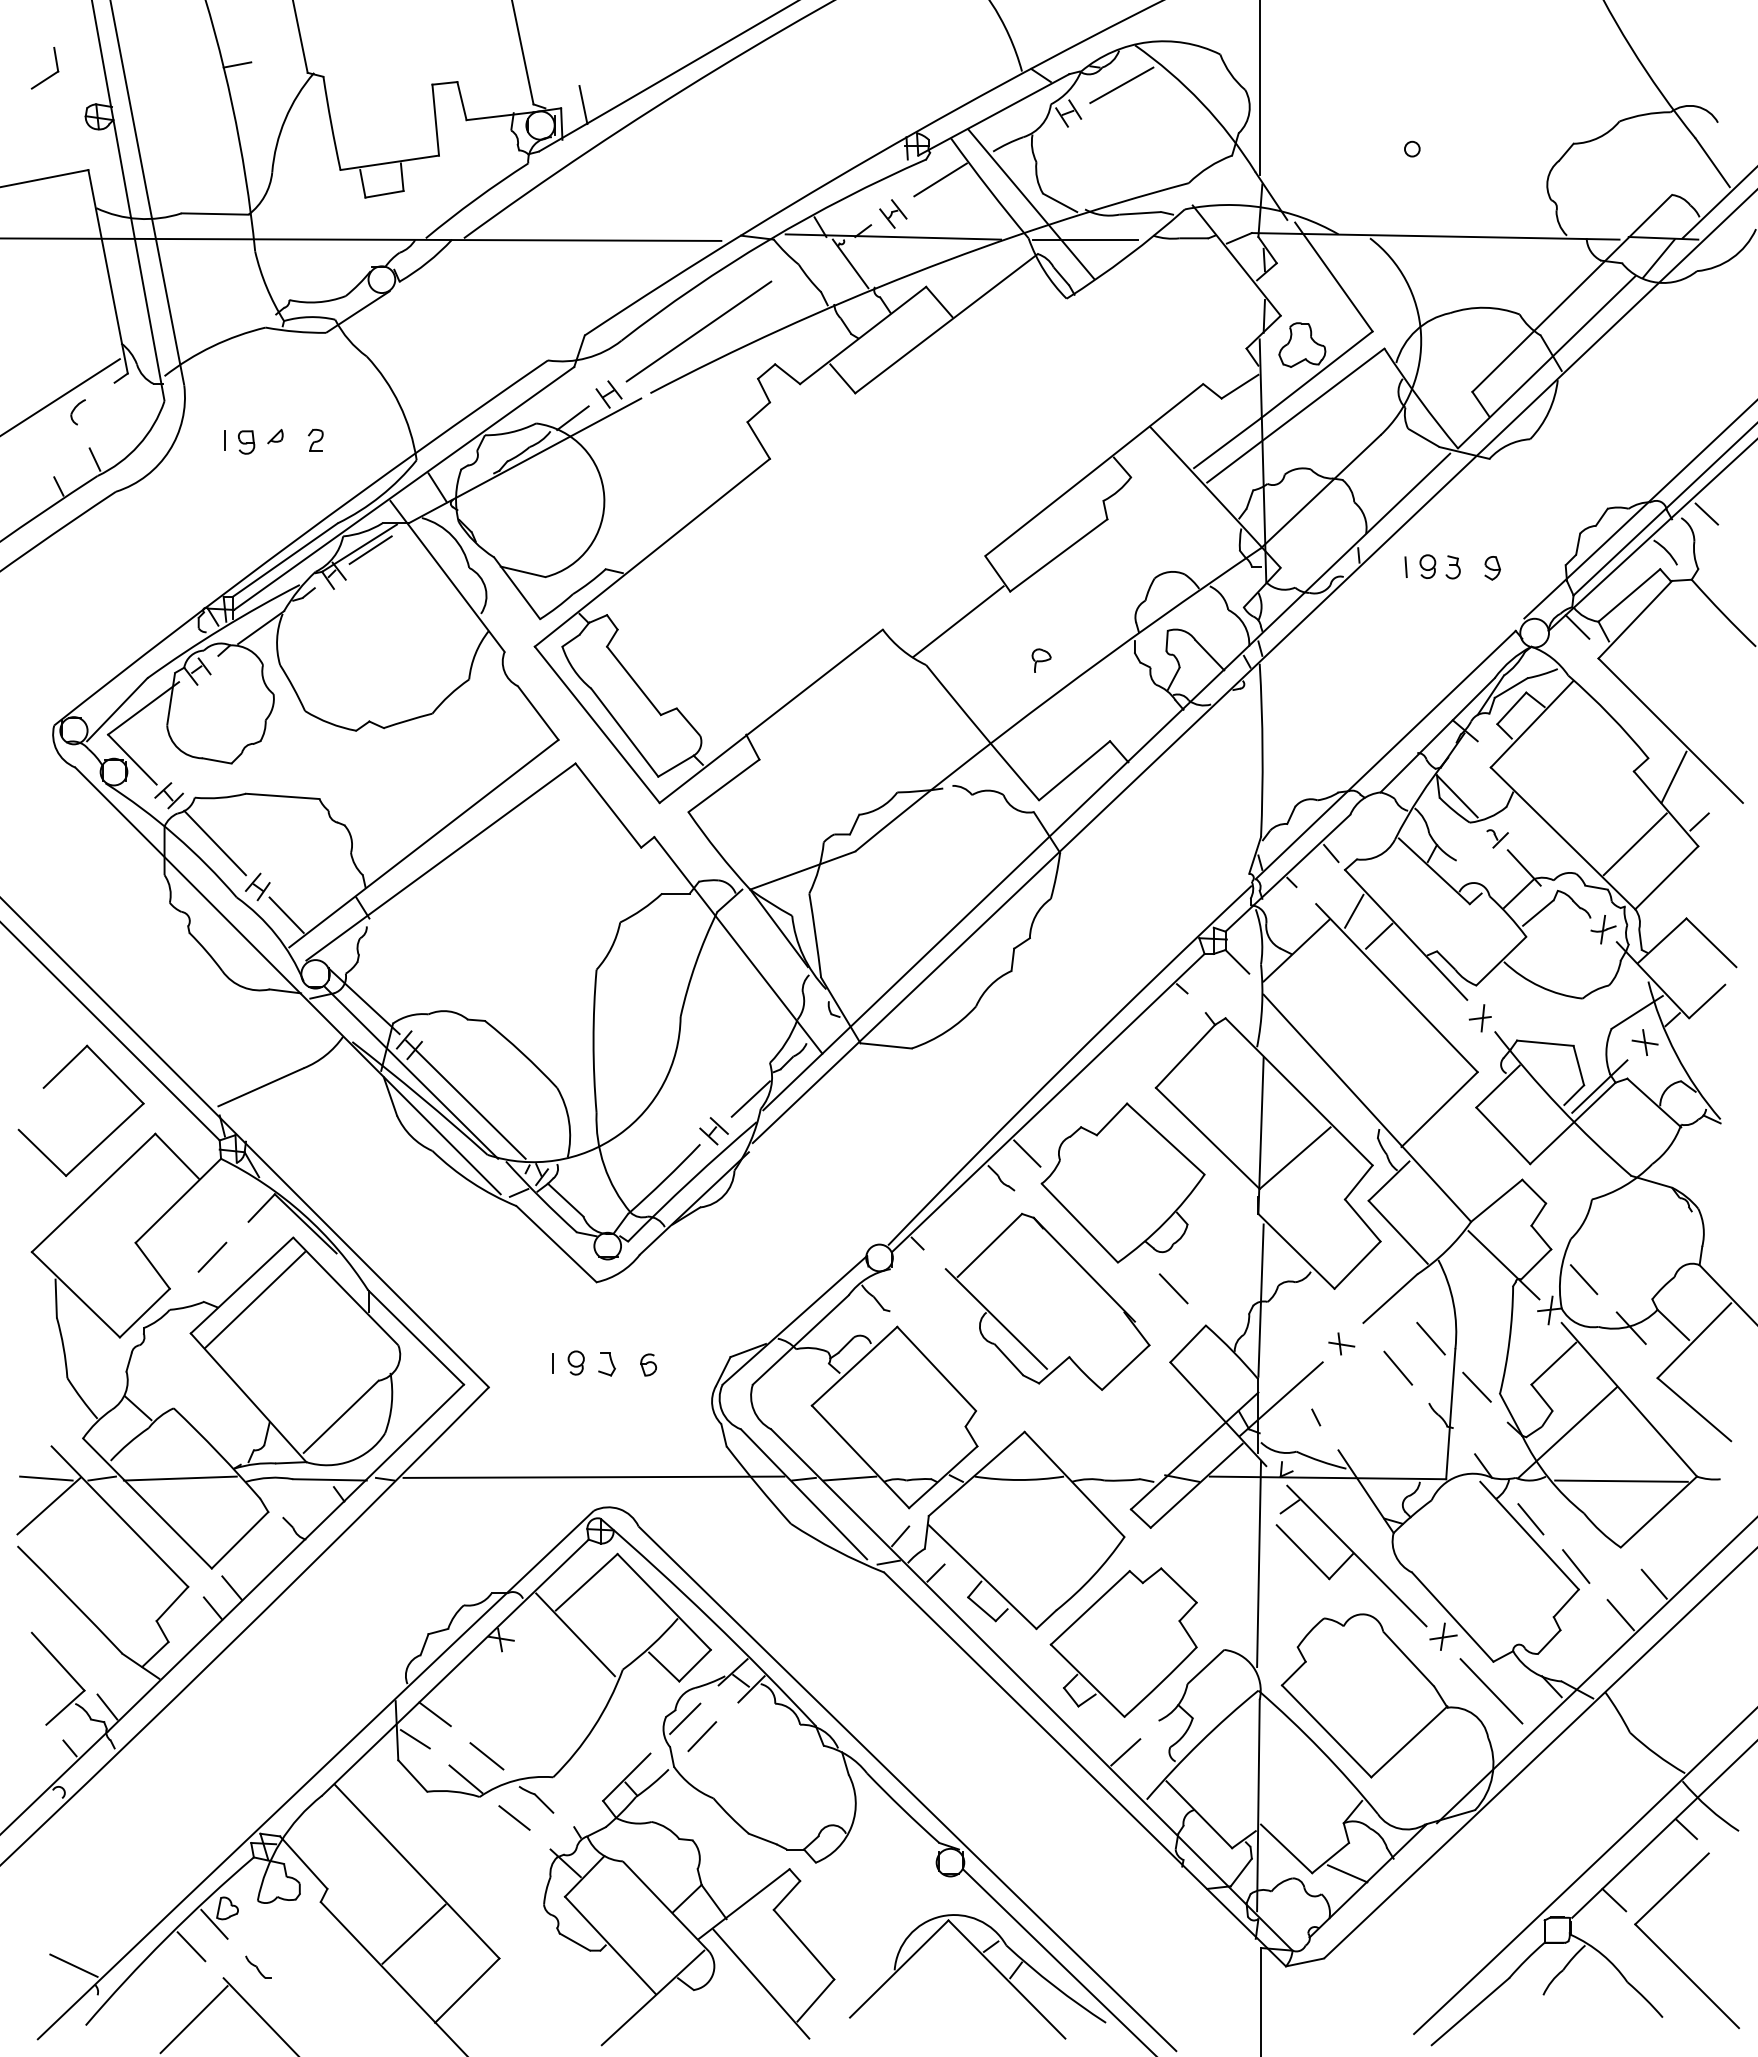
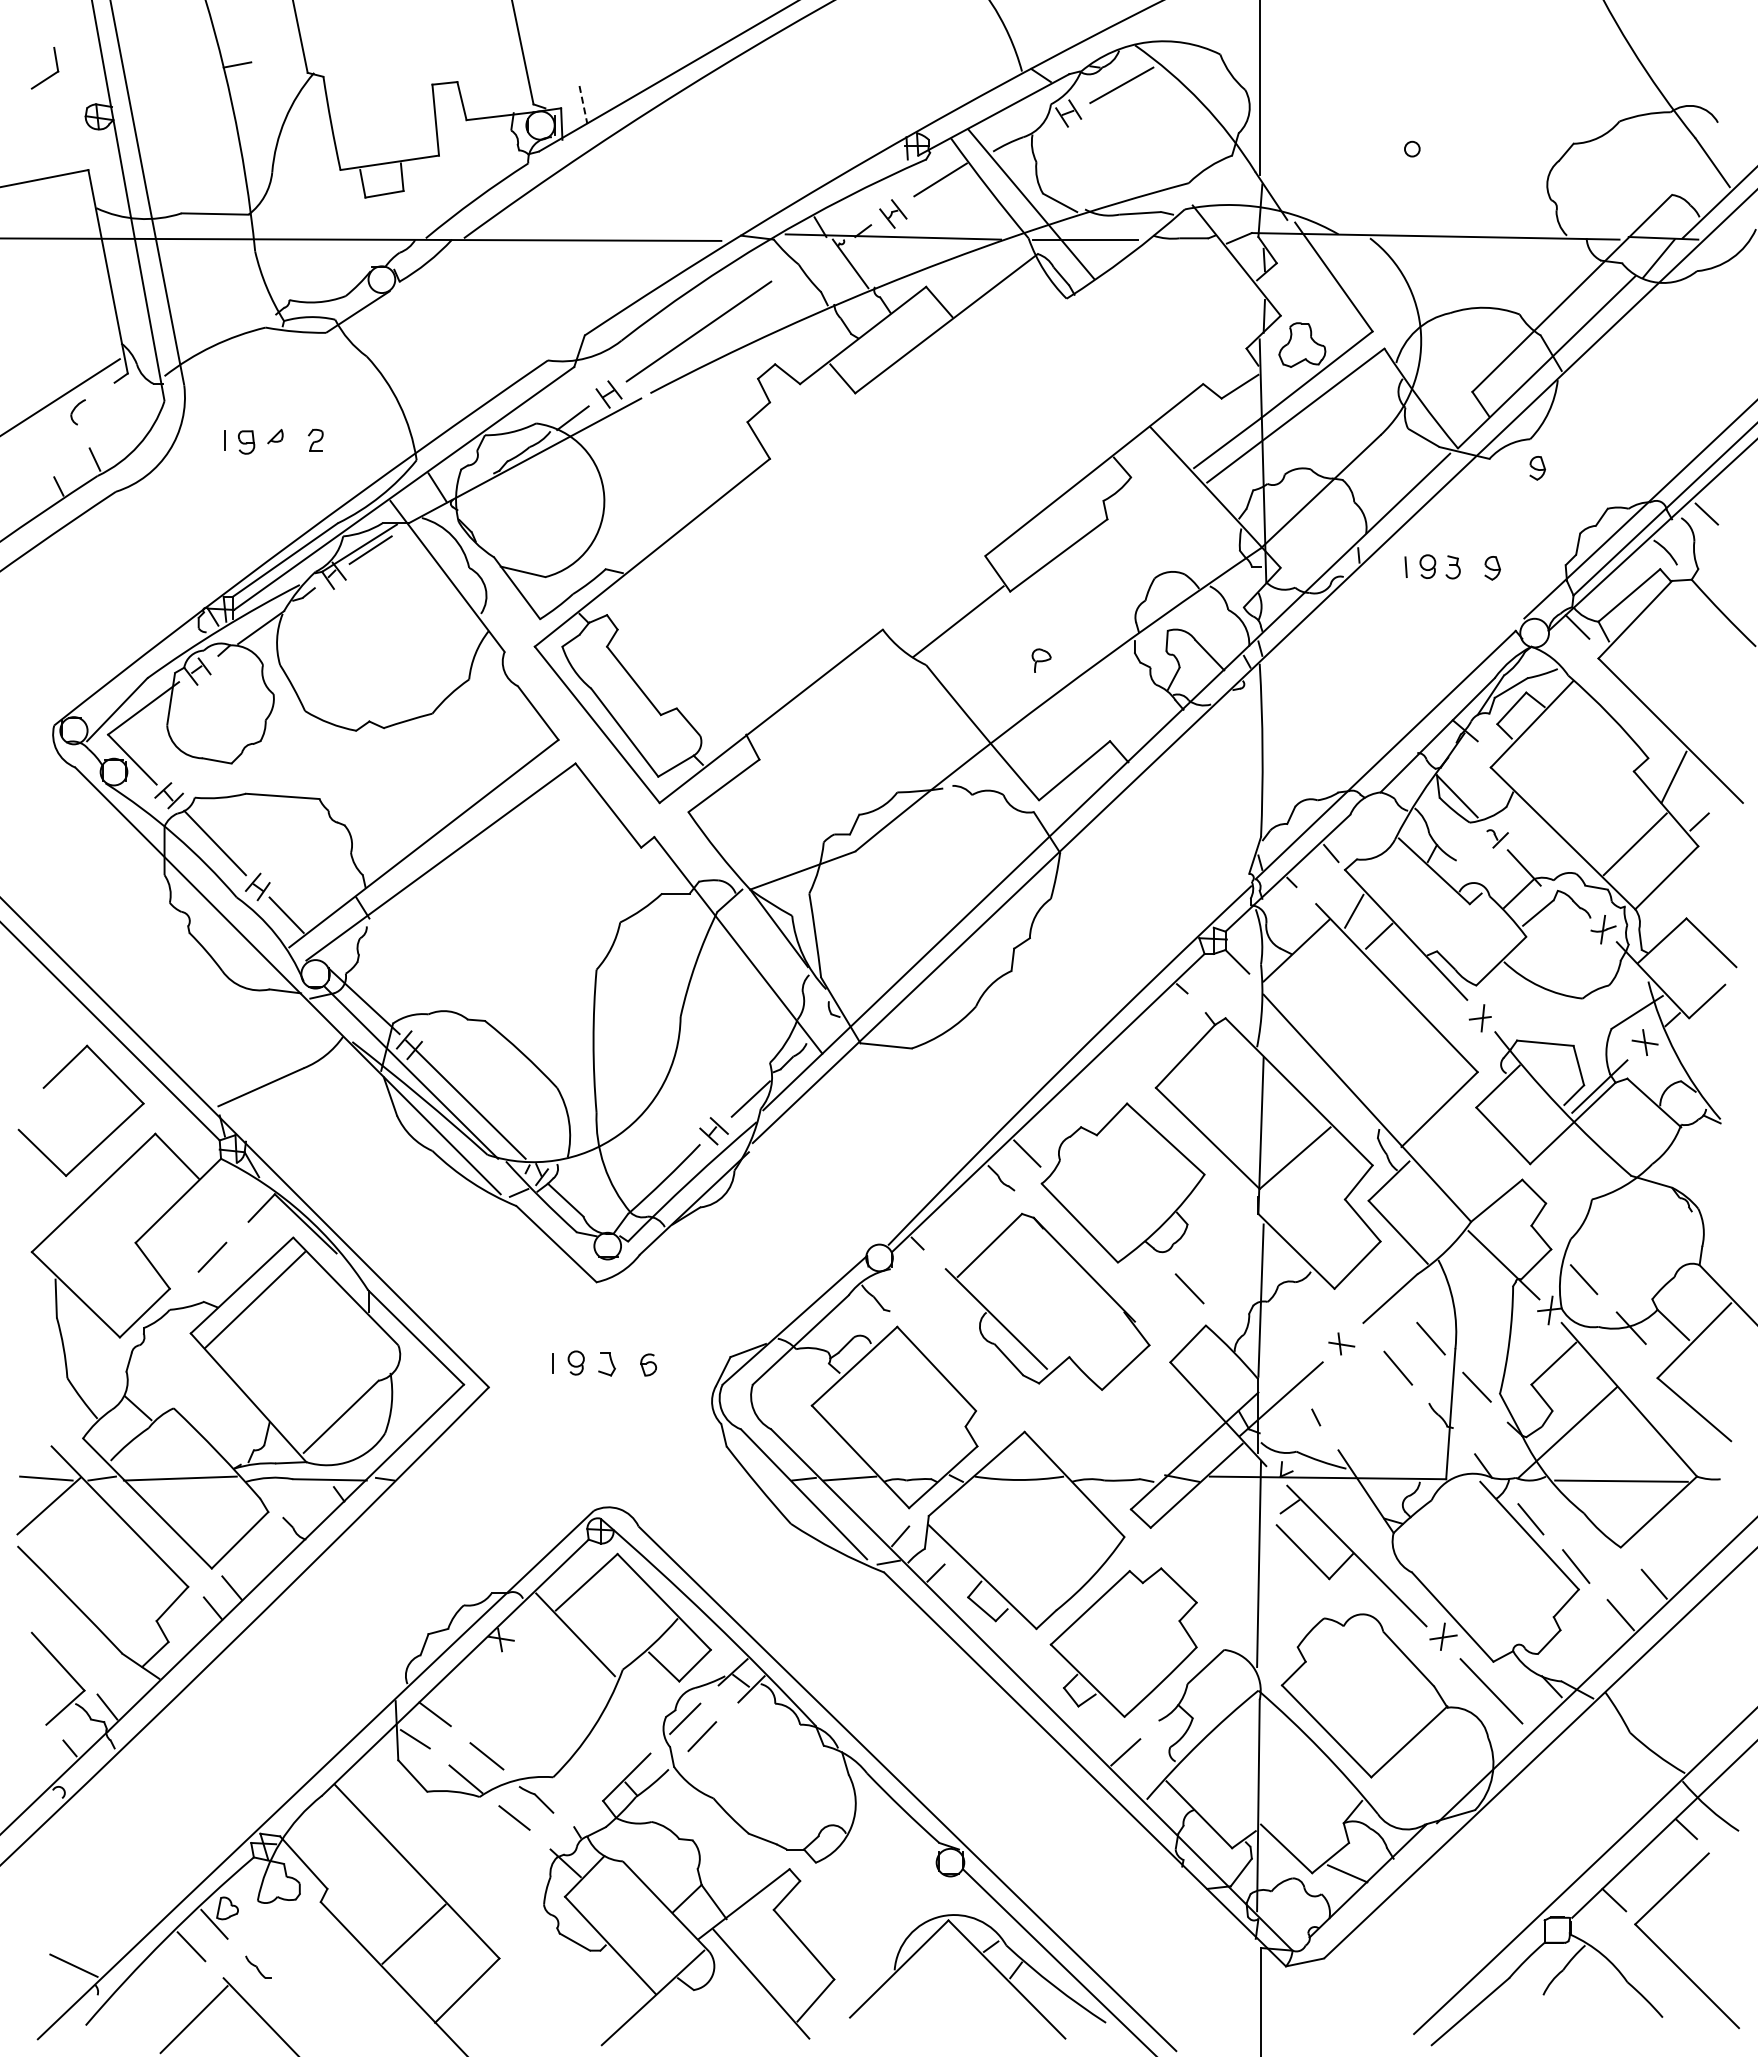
line: solid -> dashed (583, 105)
part: none -> present (1537, 468)
line position: (1173, 1288) -> (1189, 1288) (1189, 1288)
line: present -> none (593, 1476)
